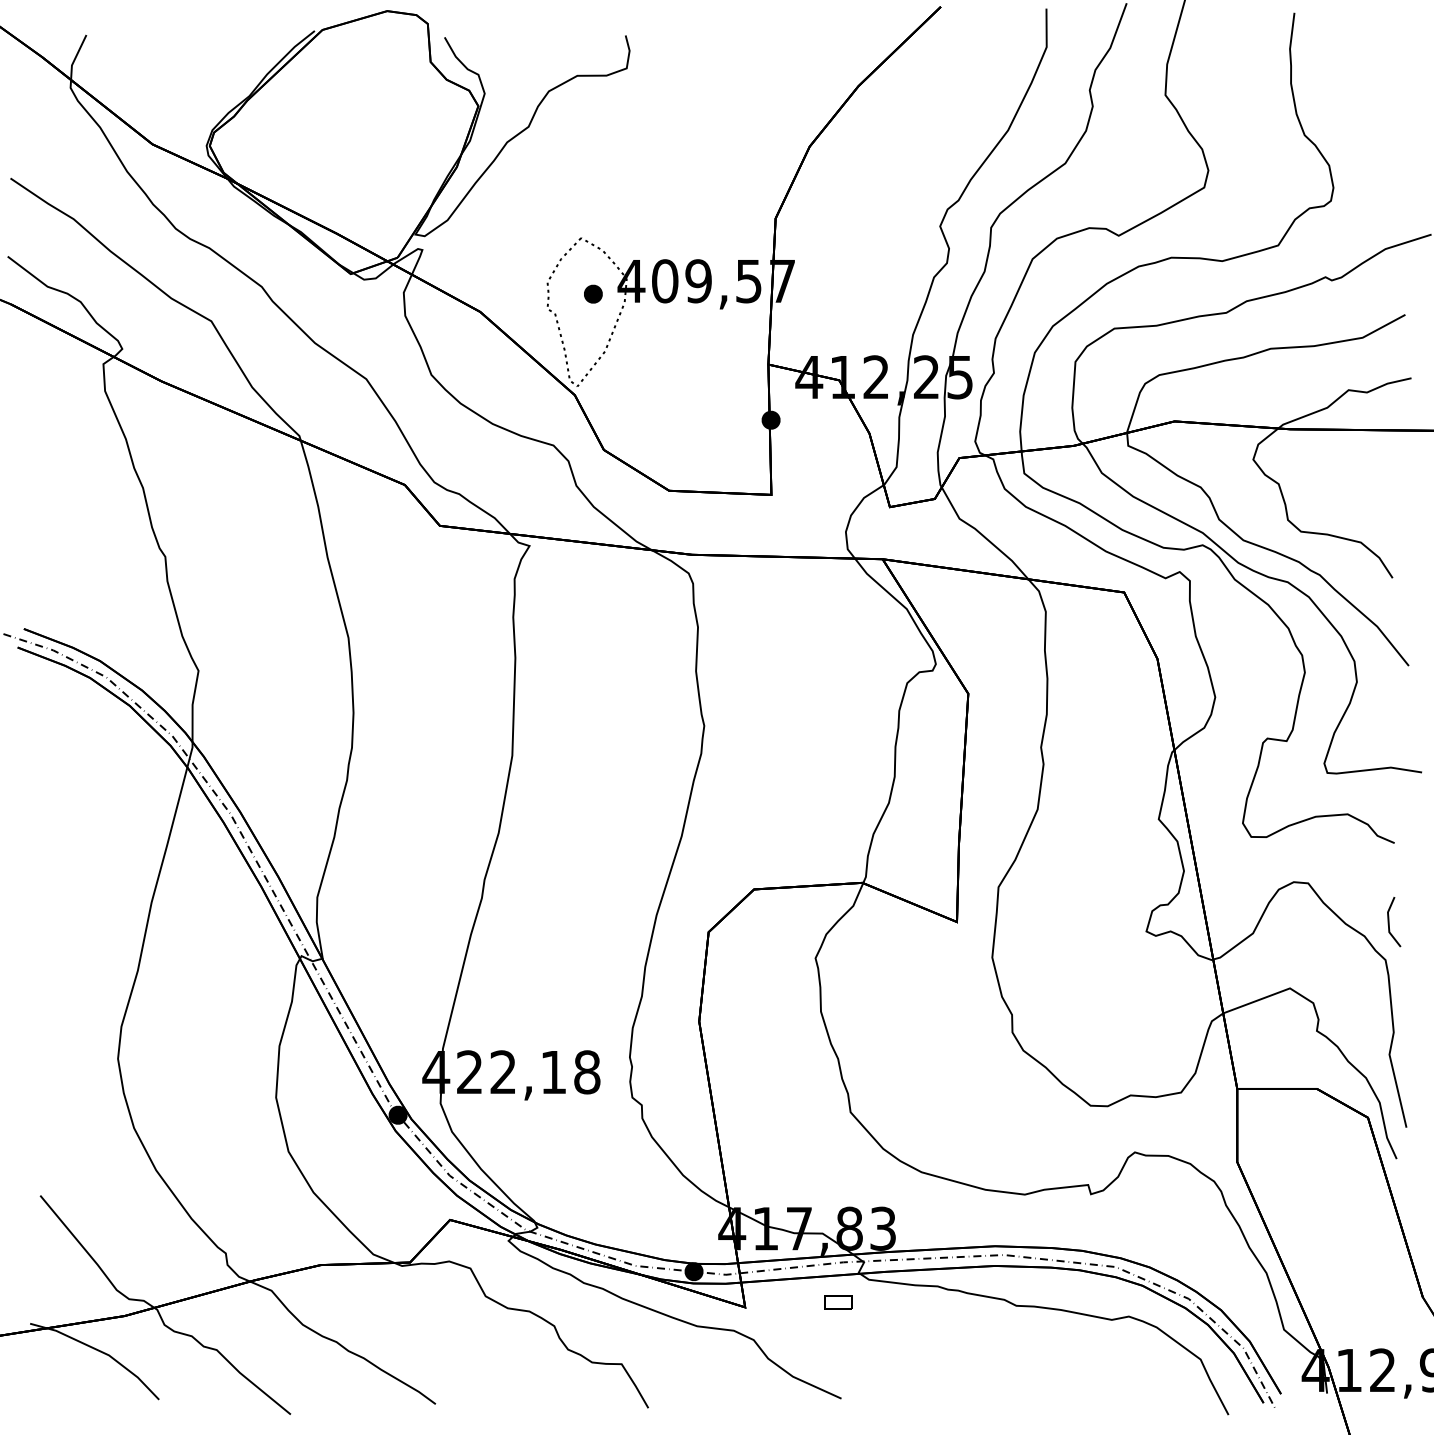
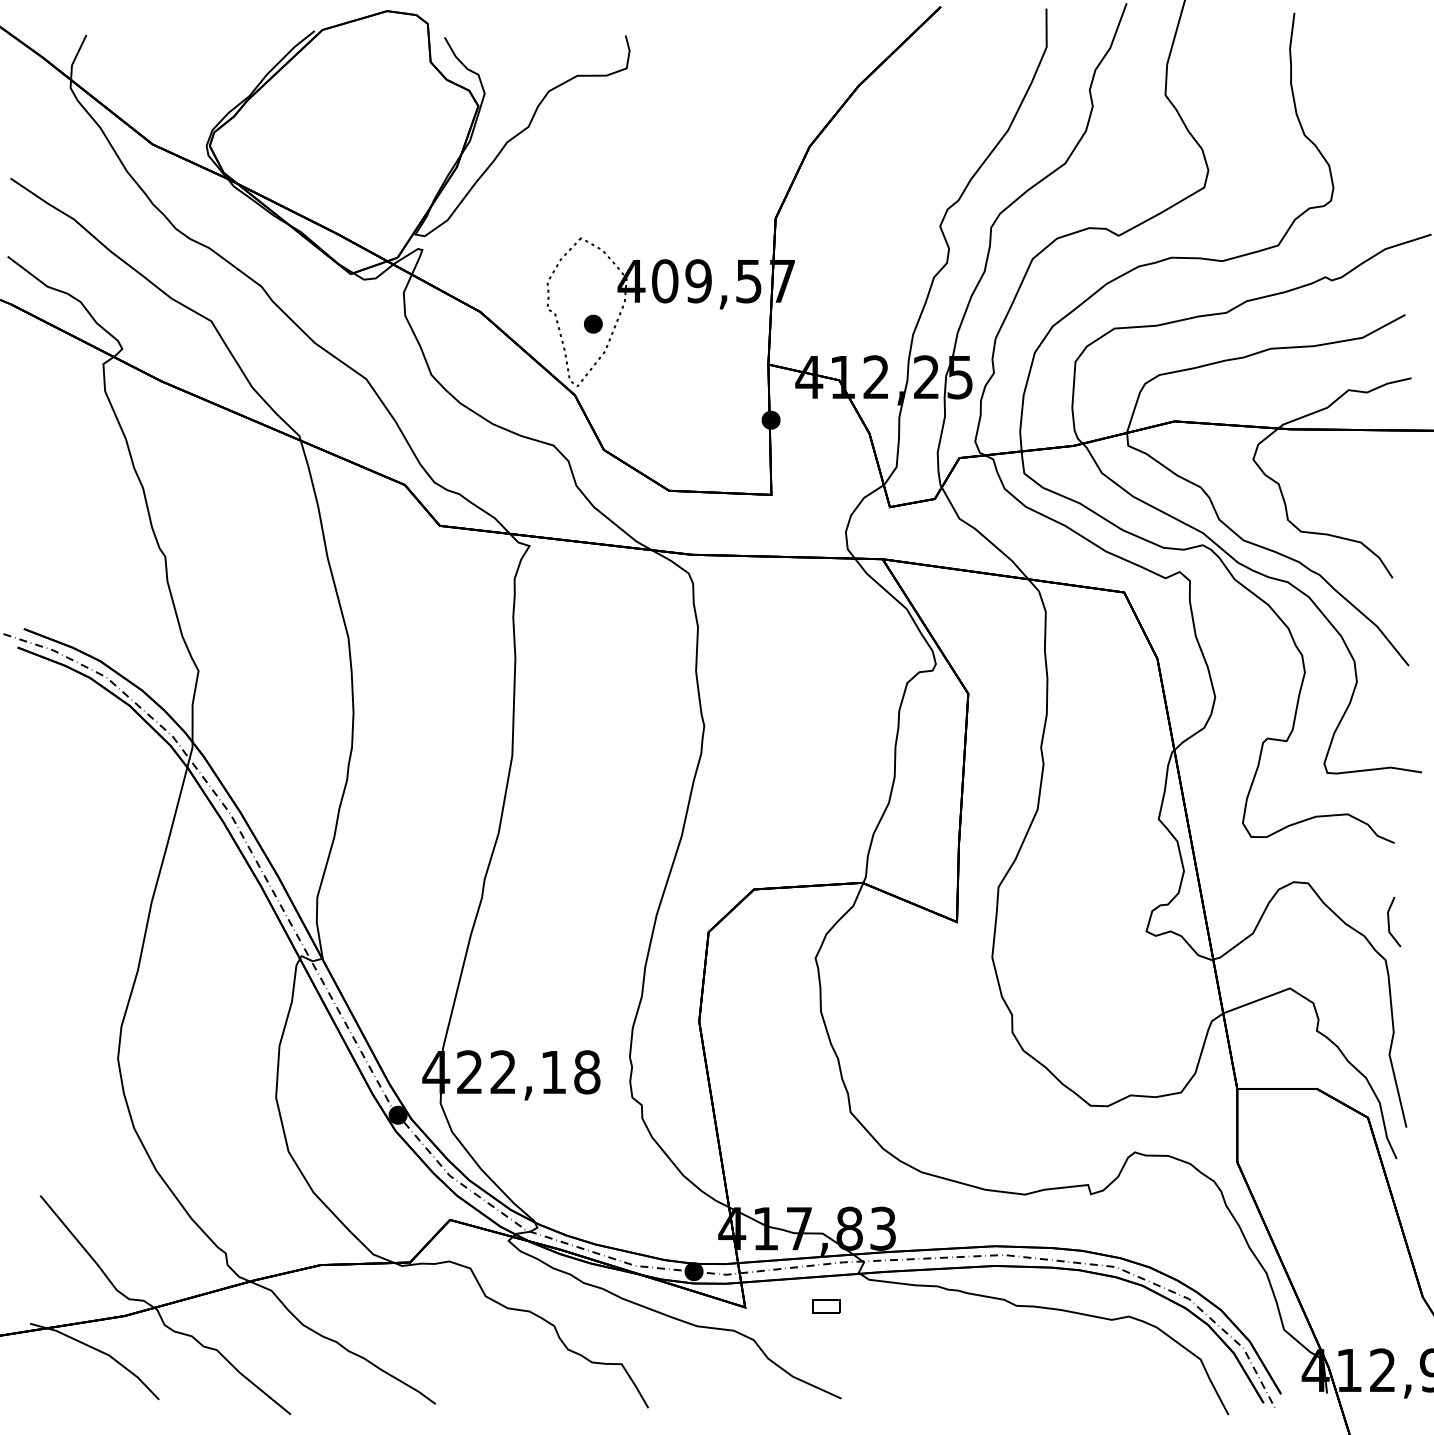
part position: (593, 293) -> (593, 323) (593, 323)
part position: (838, 1302) -> (826, 1306) (826, 1306)
